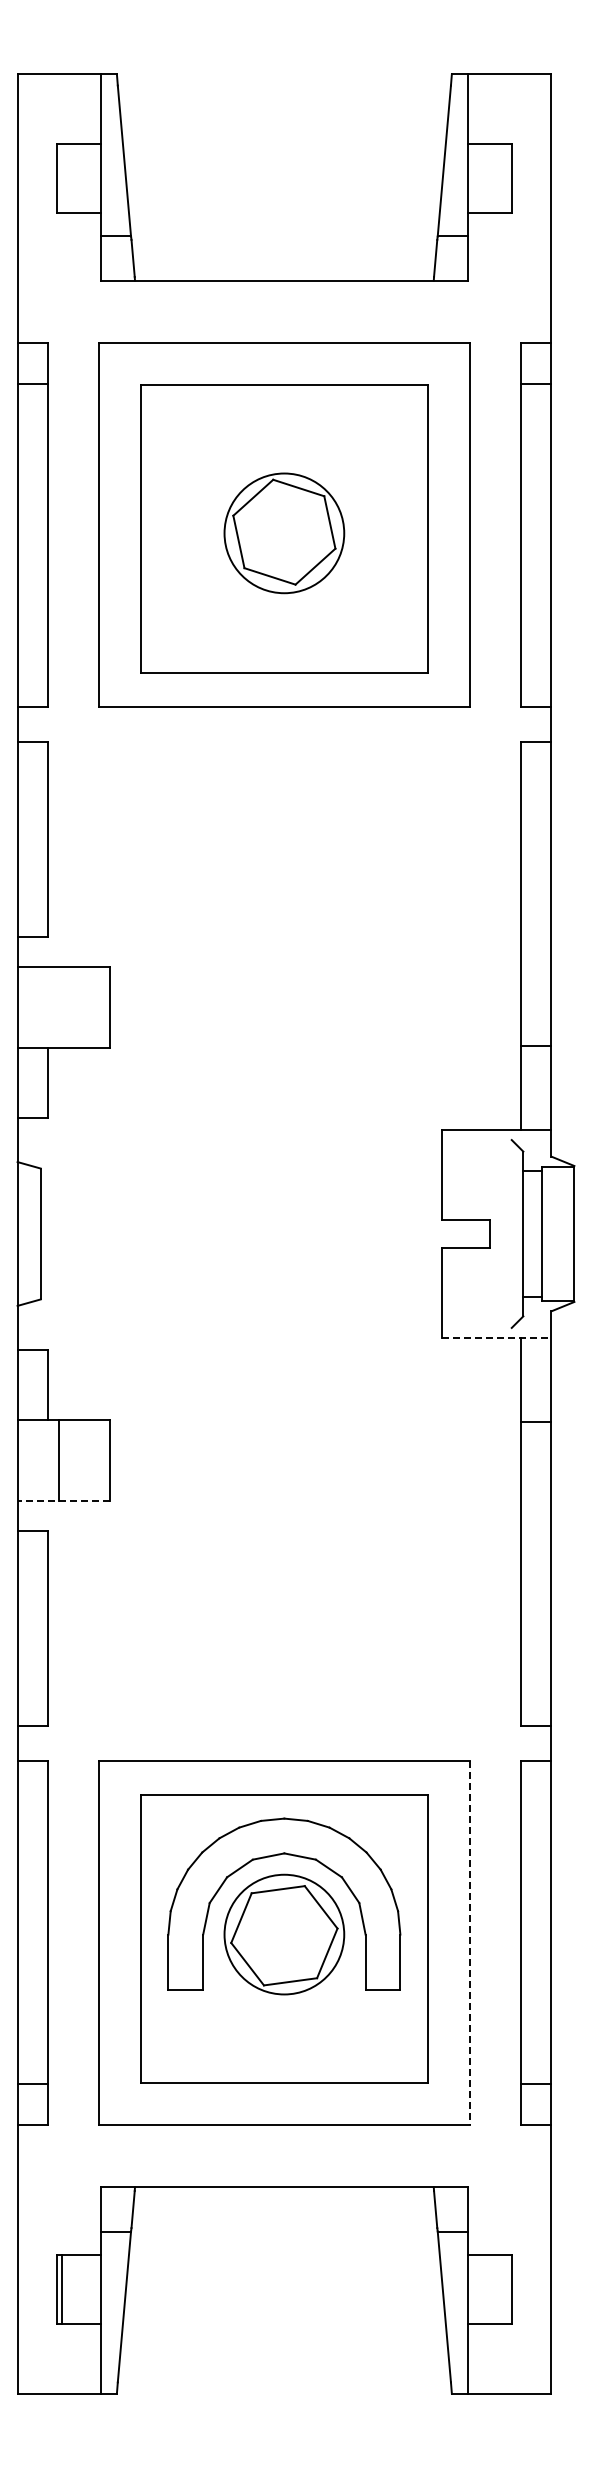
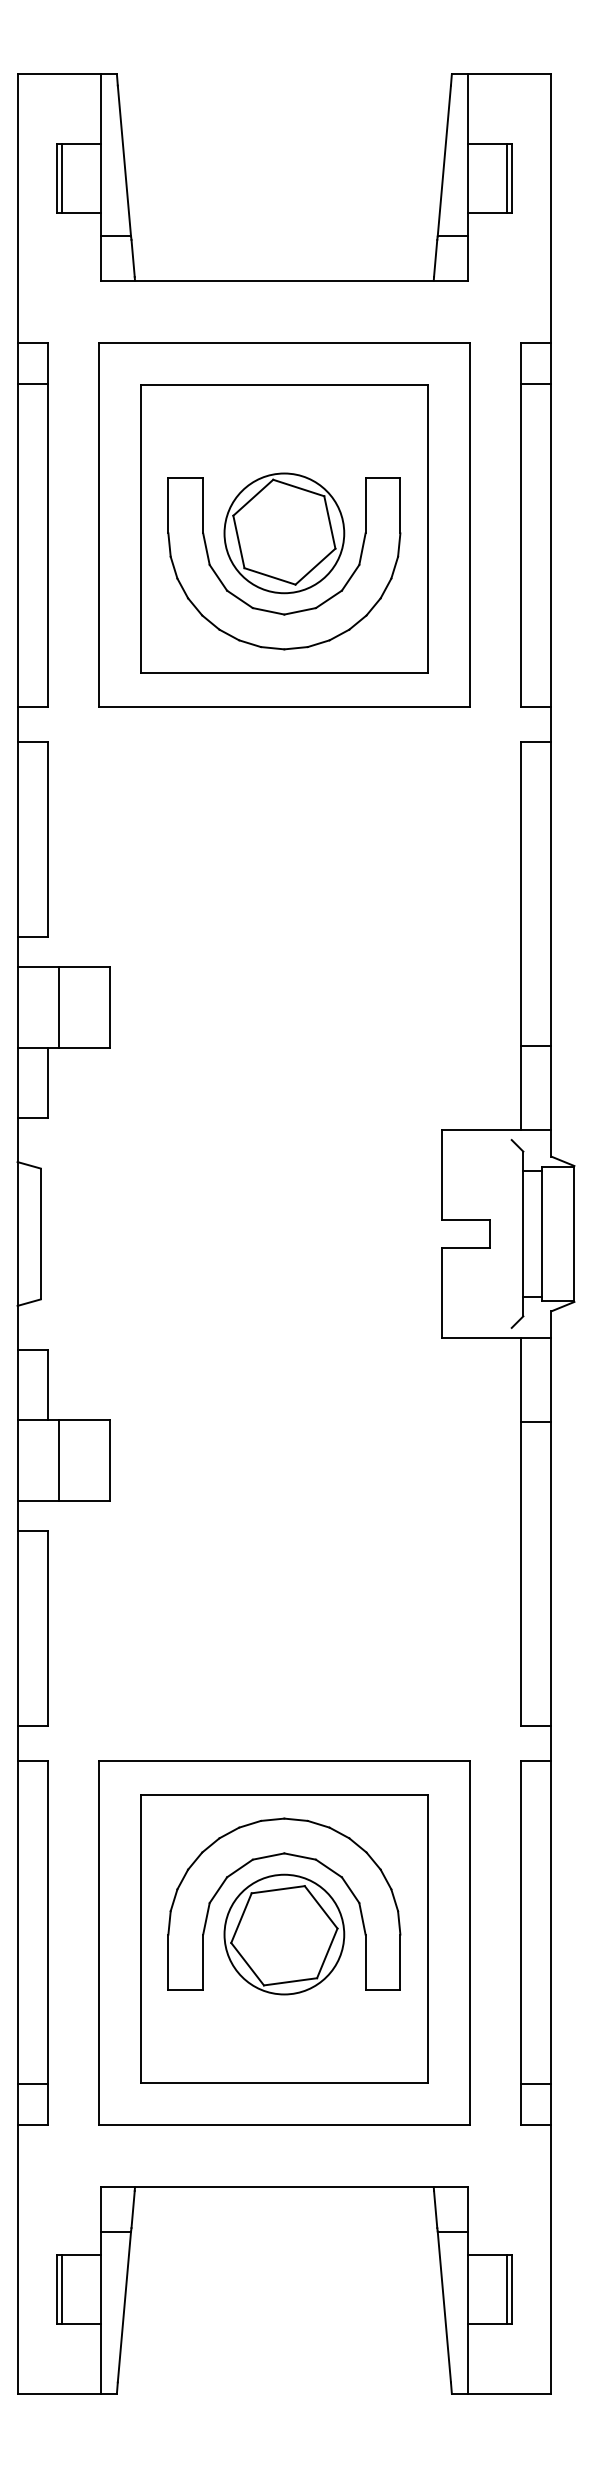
line: none -> present (61, 178)
line: none -> present (507, 178)
part: none -> present (275, 611)
line: none -> present (59, 1007)
line: dashed -> solid (496, 1338)
line: dashed -> solid (63, 1500)
line: dashed -> solid (469, 1943)
line: none -> present (507, 2289)
